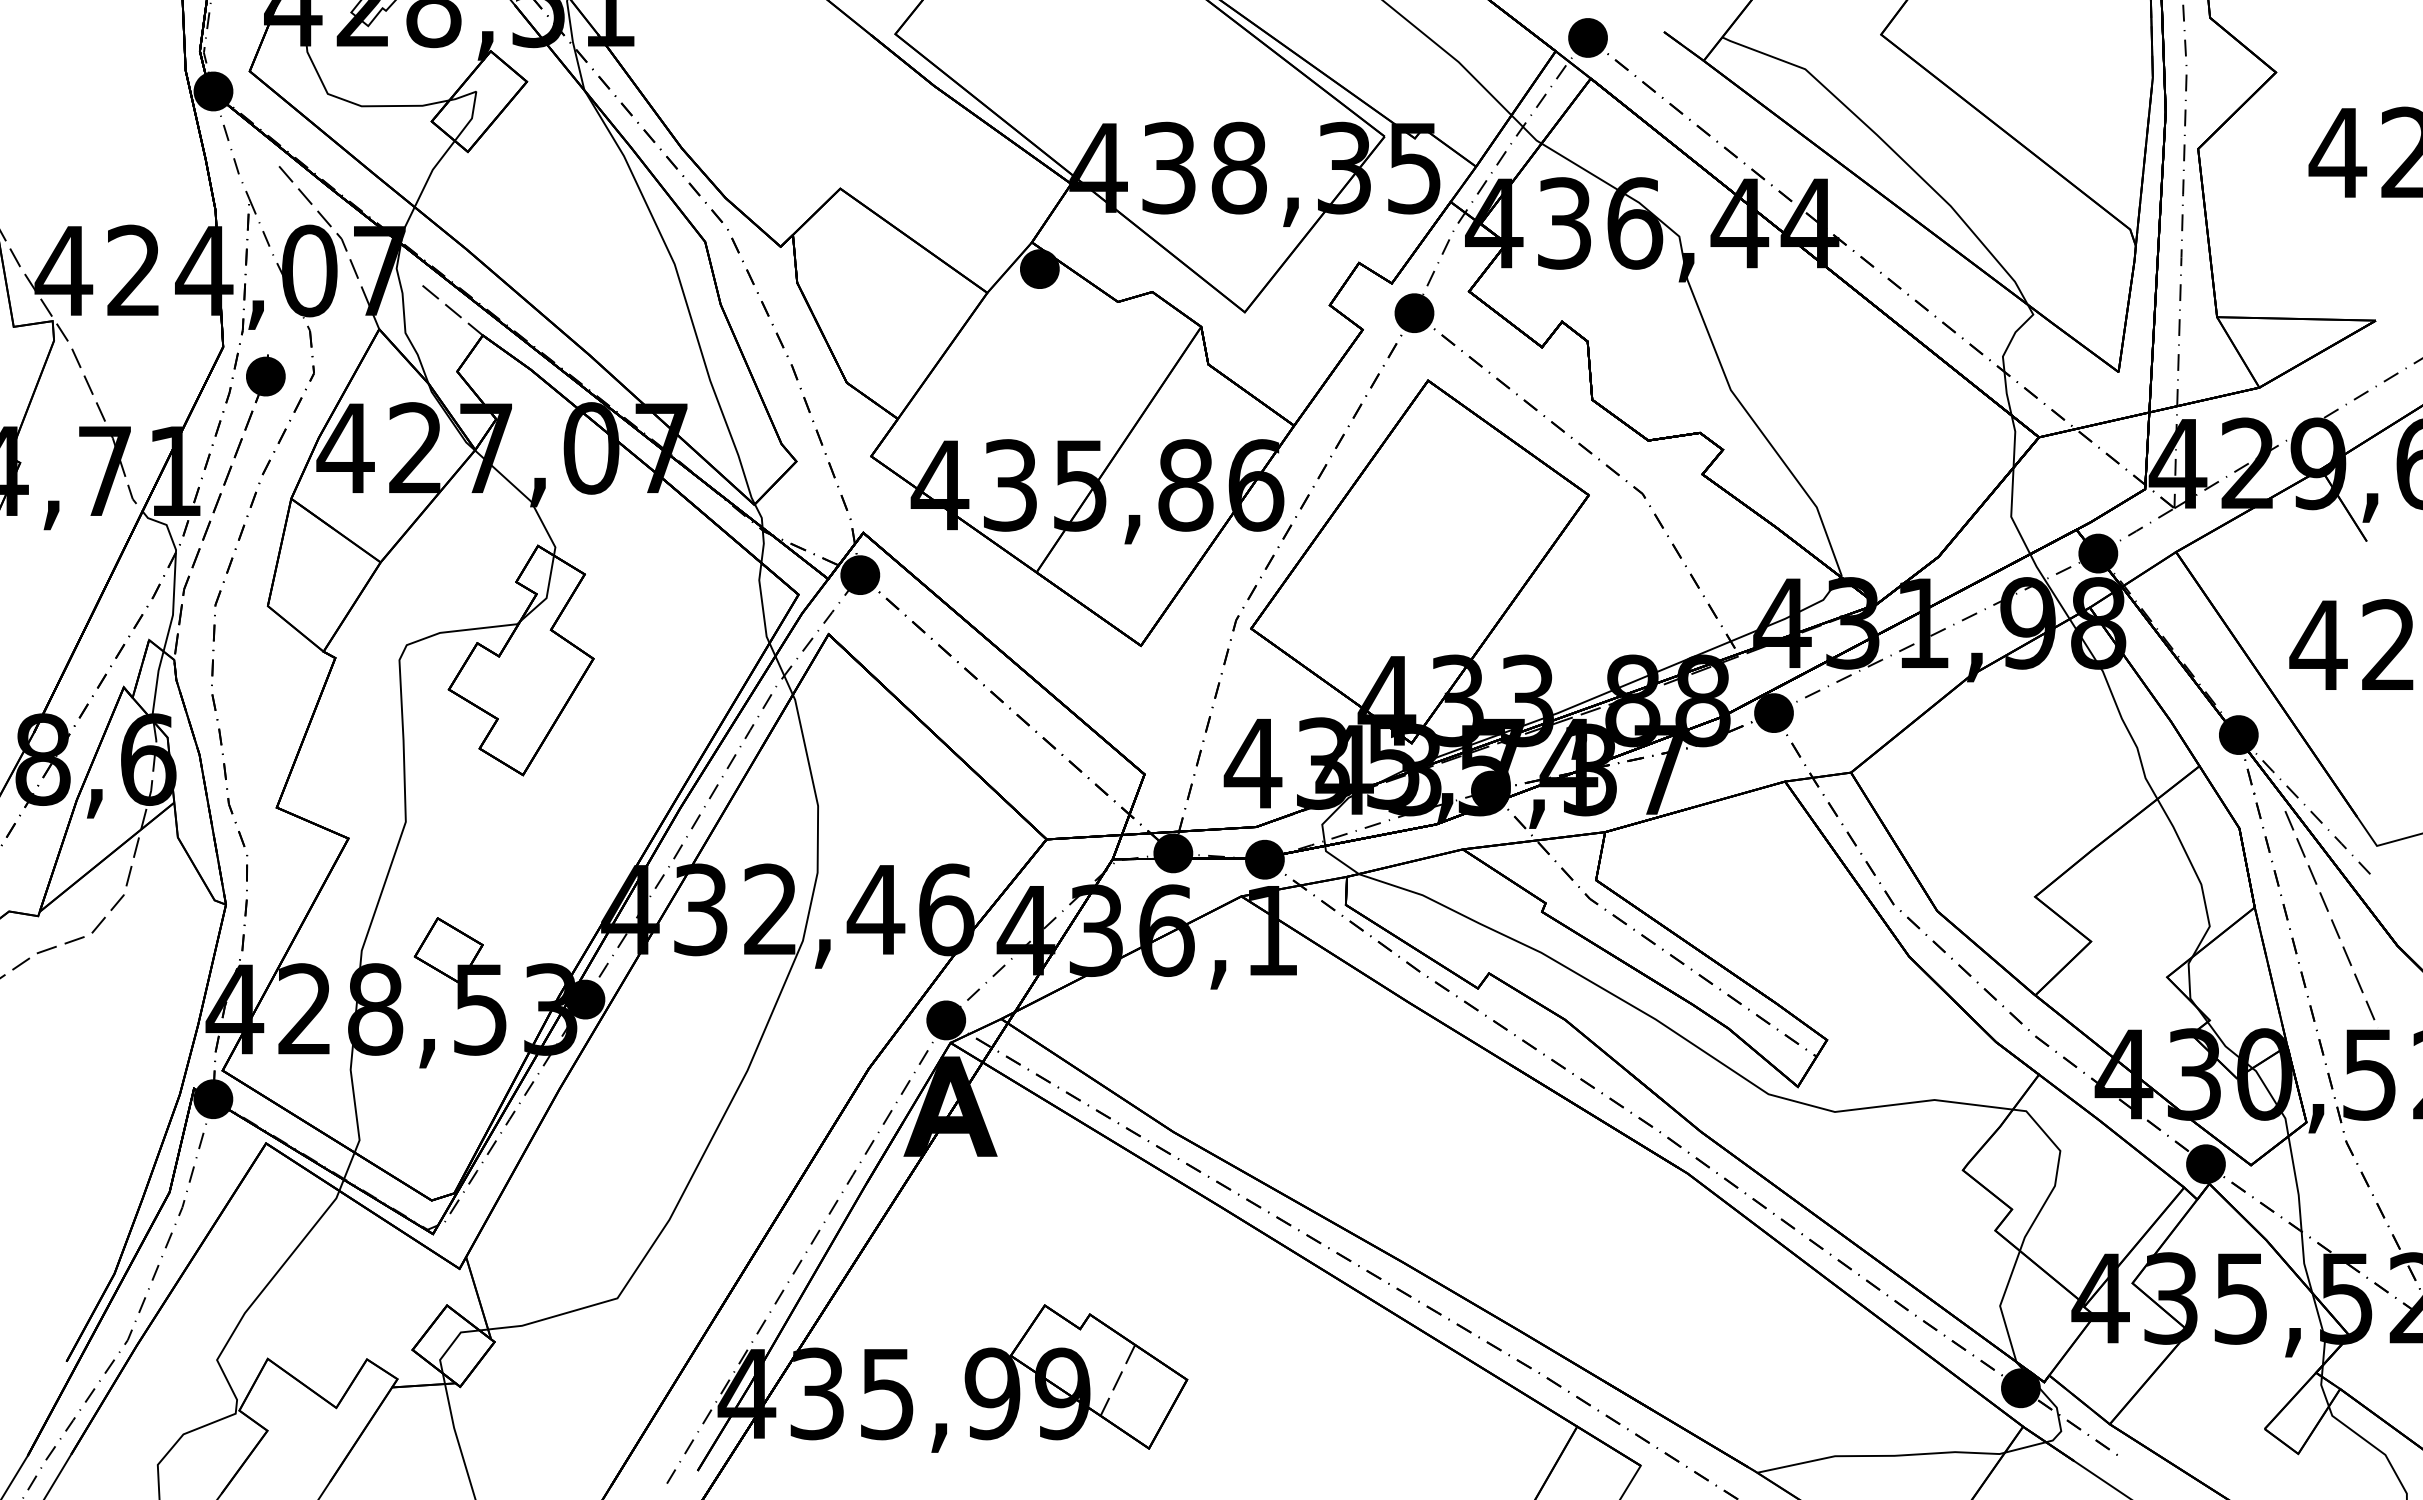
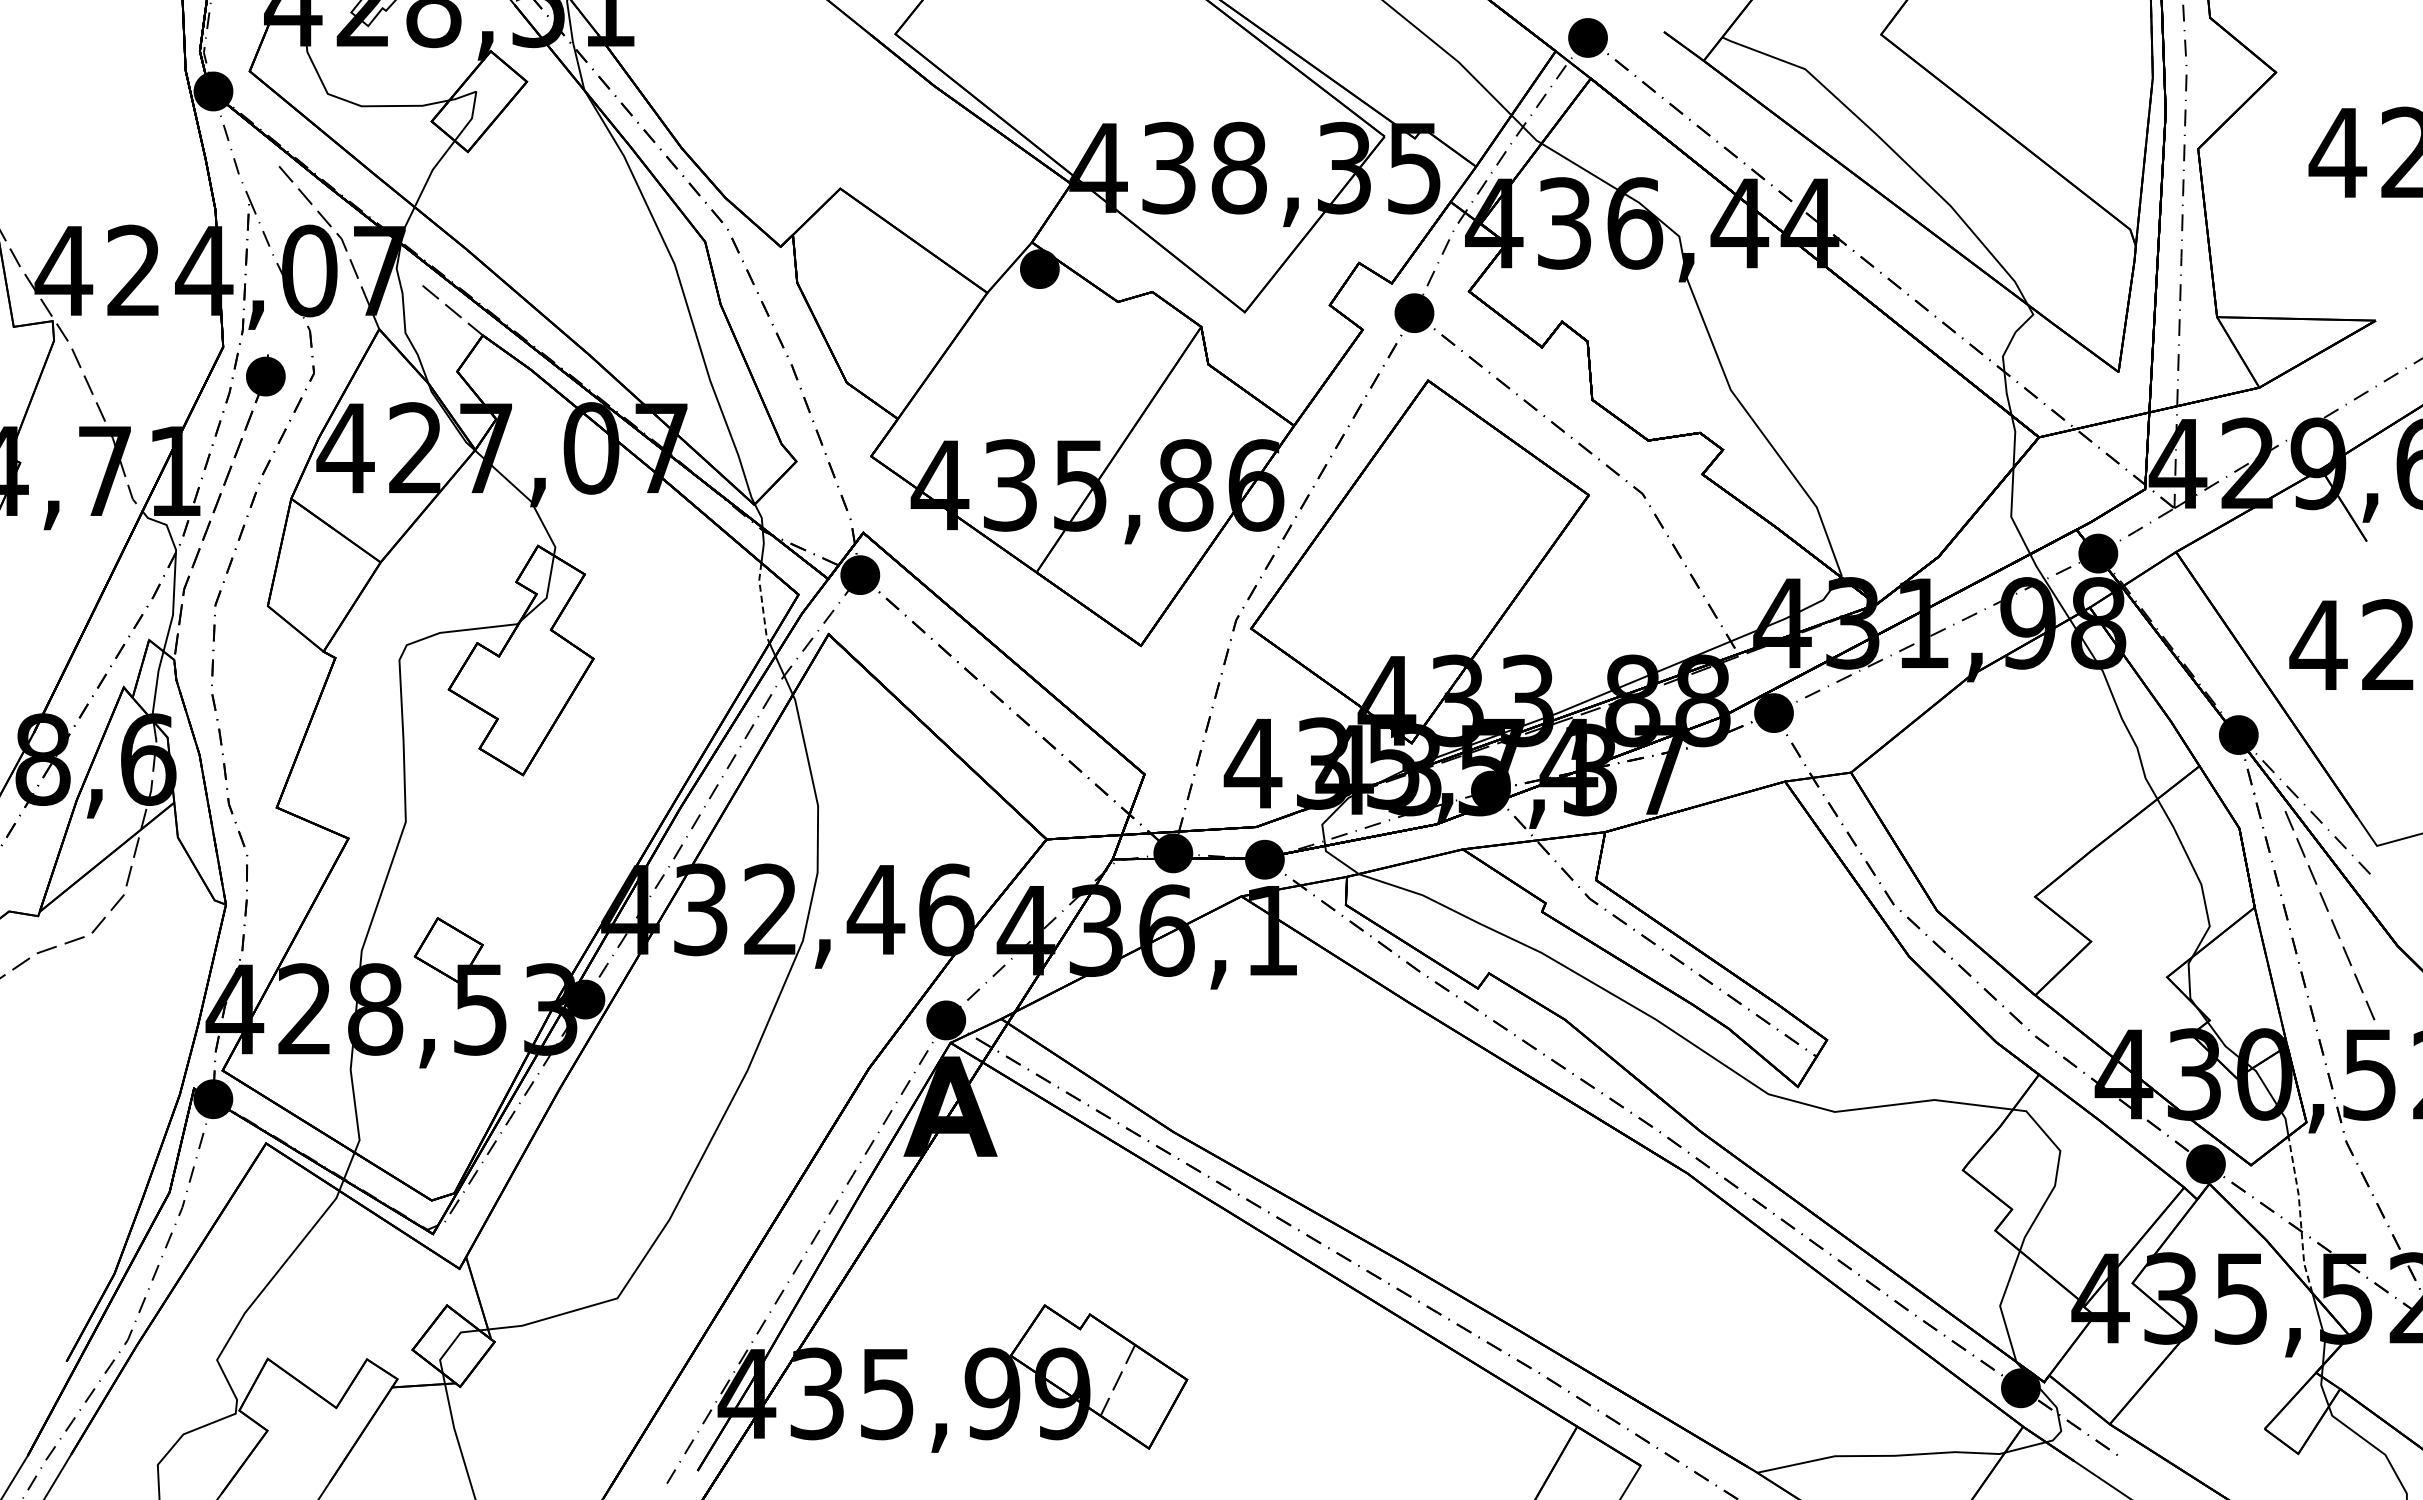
line: solid -> dashed (762, 603)
line: solid -> dashed (2300, 1214)
